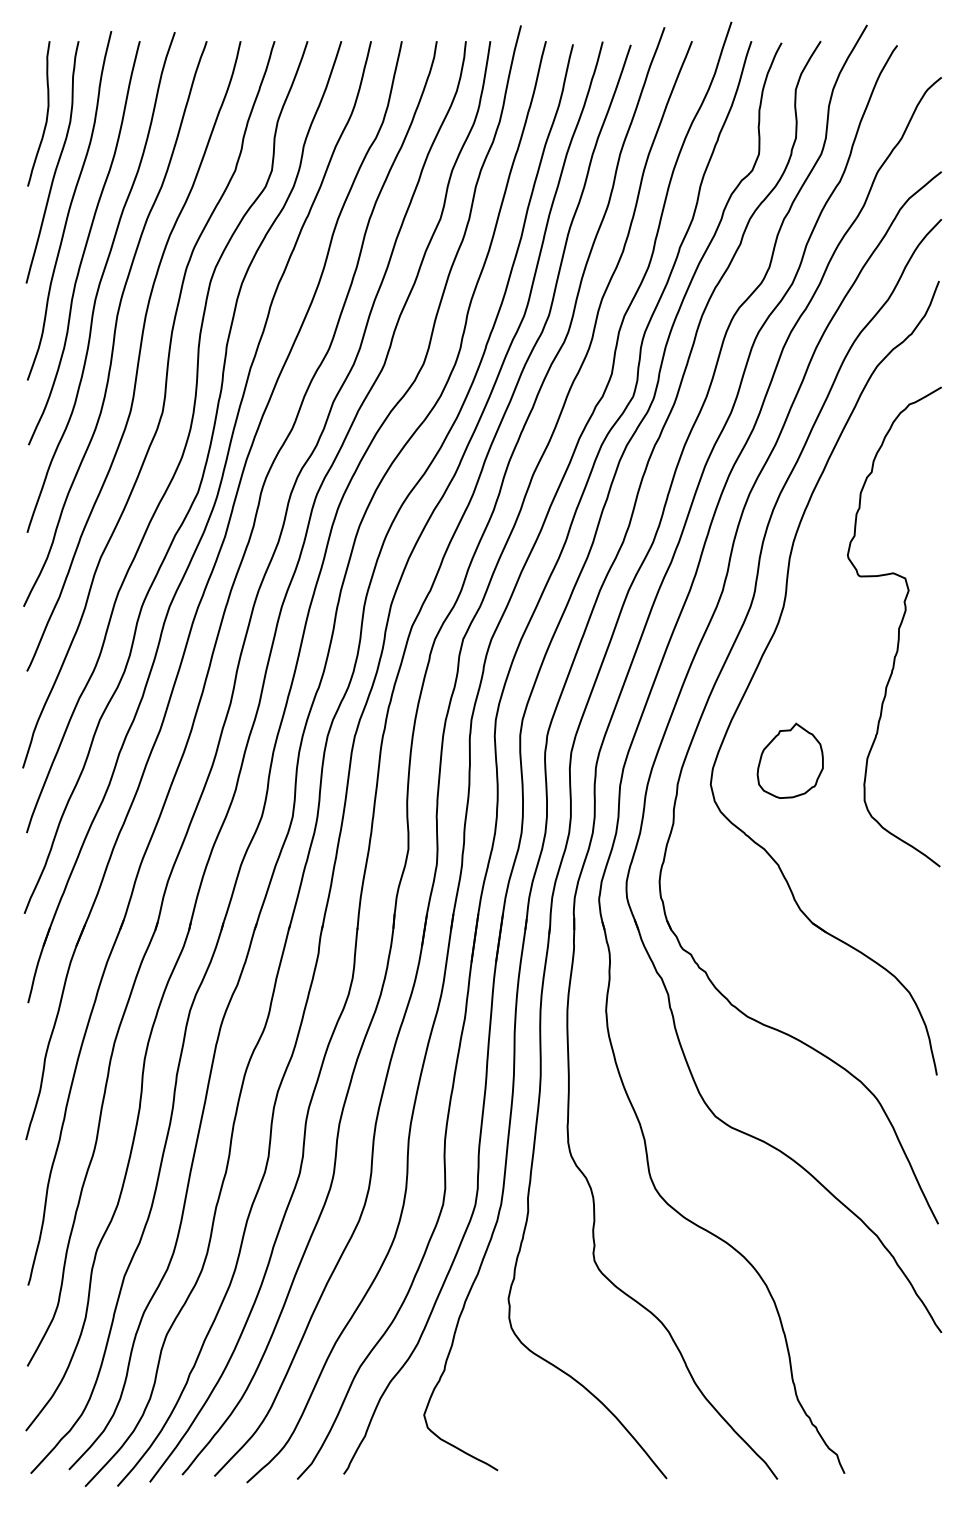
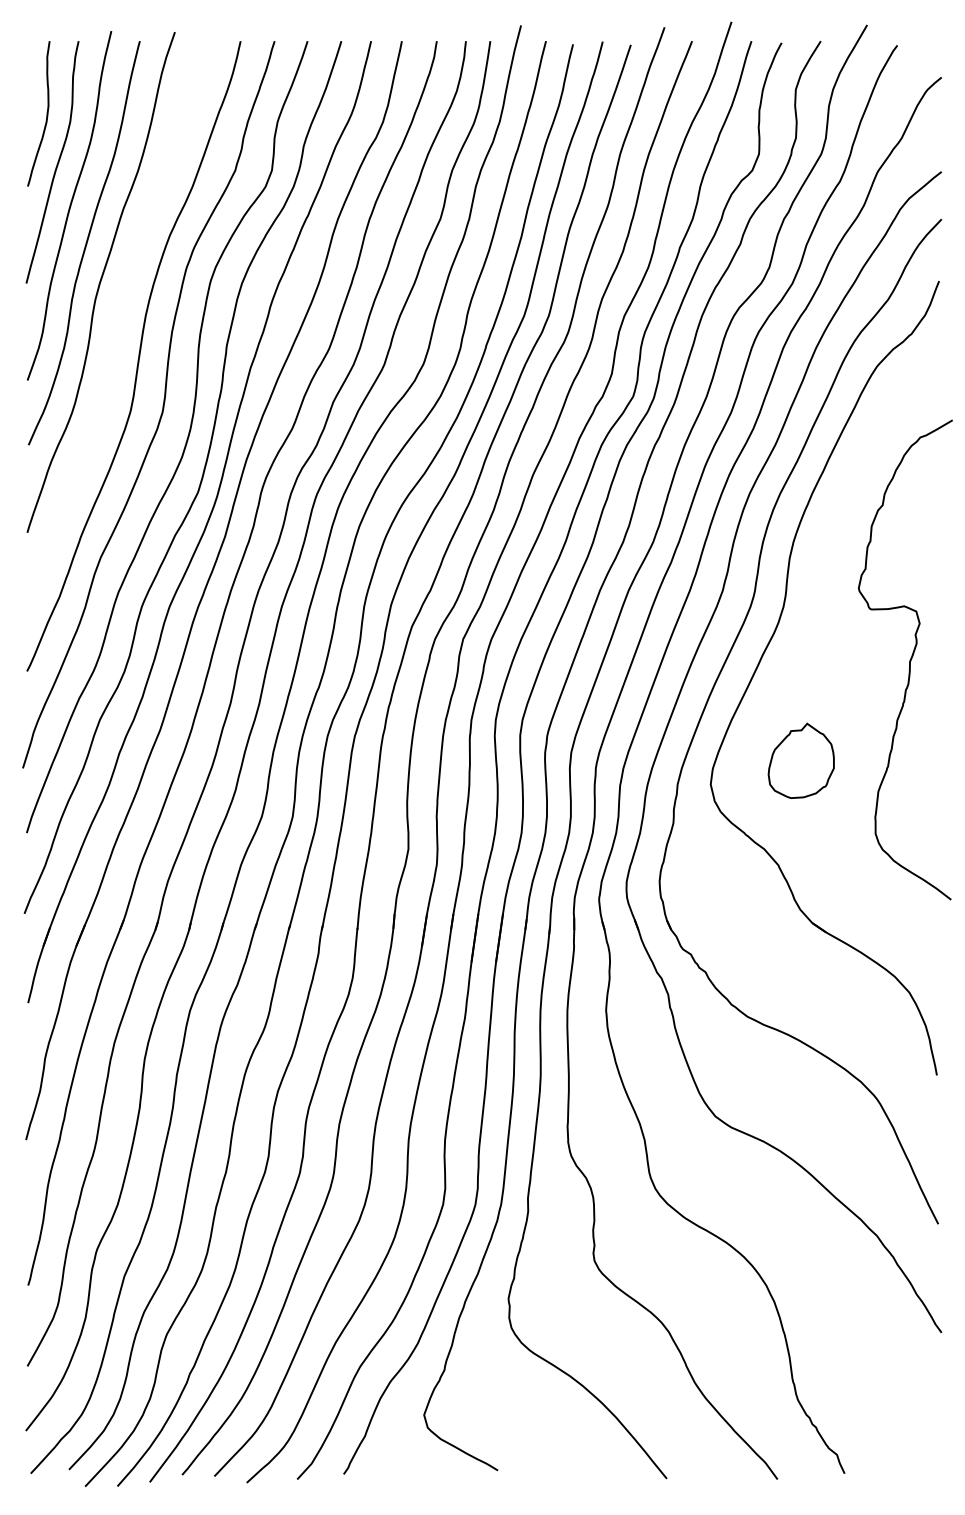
curve: present -> none (115, 323)
curve position: (898, 627) -> (909, 660) (909, 660)
part position: (789, 760) -> (800, 760) (800, 760)
